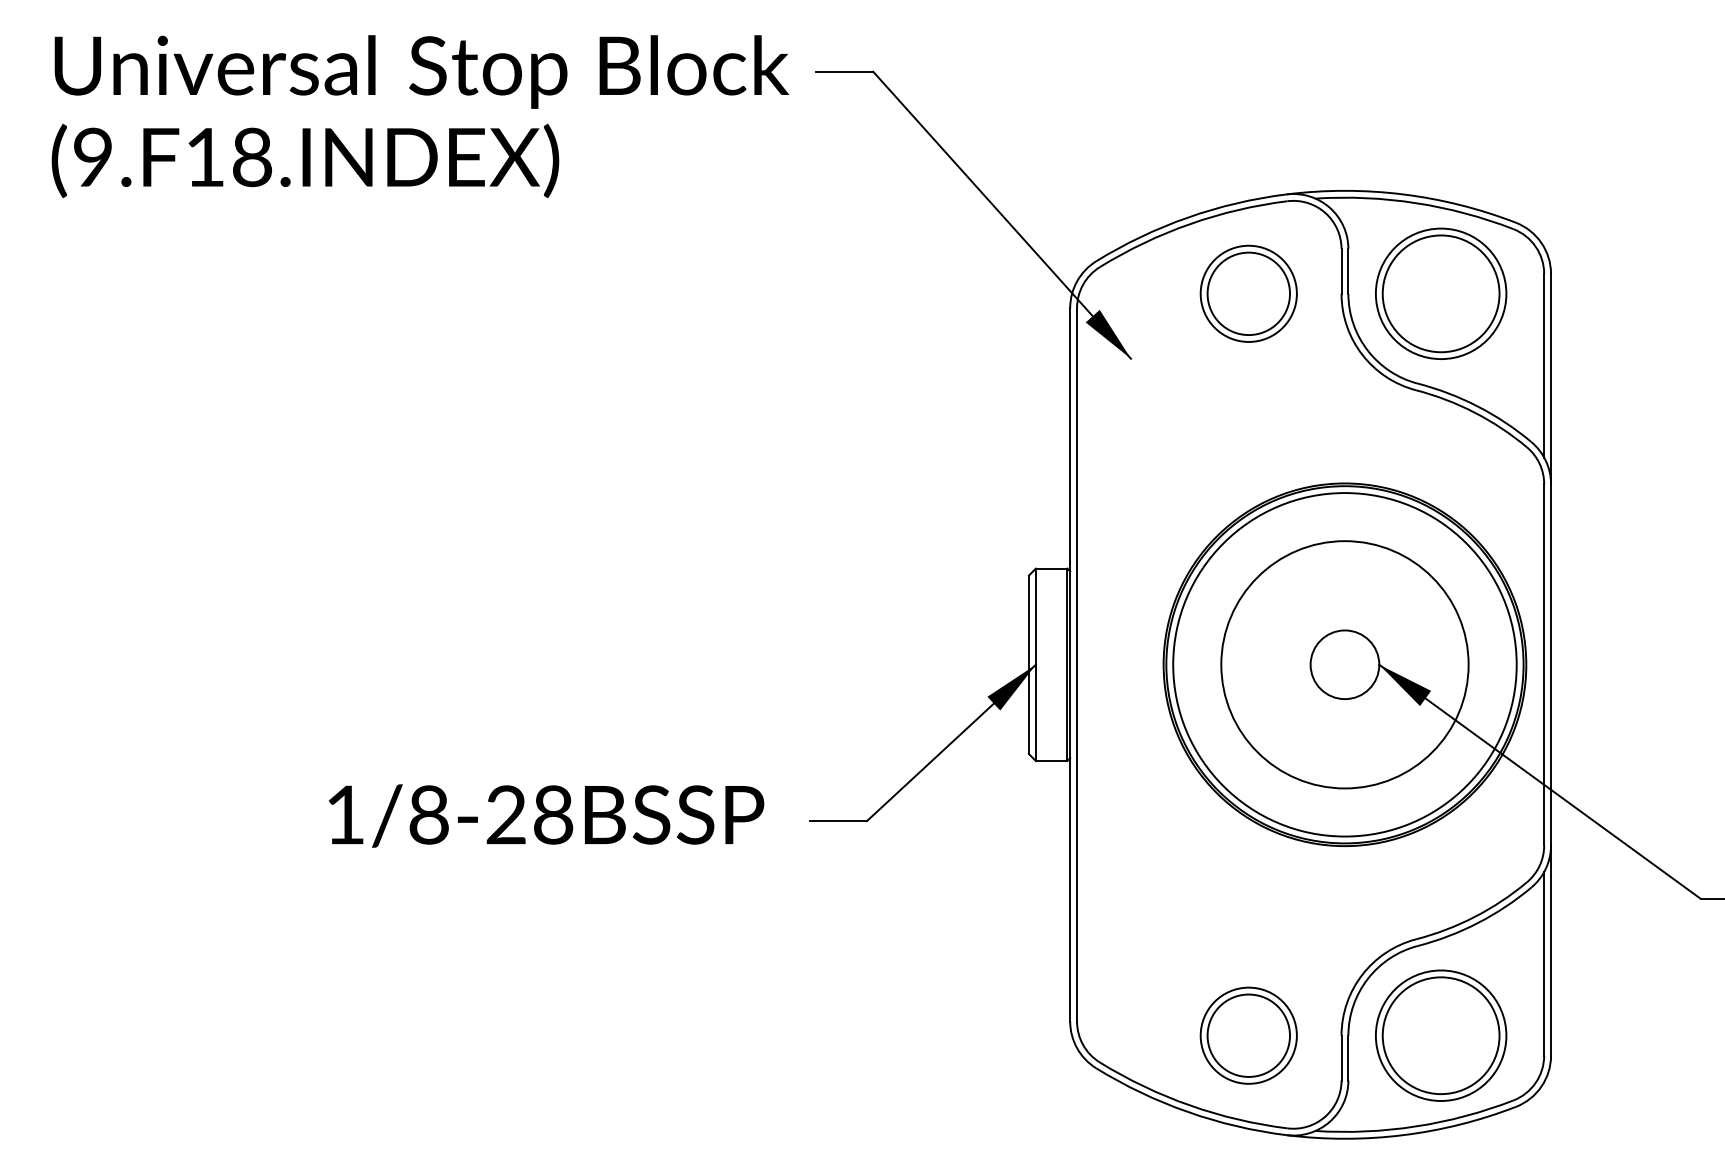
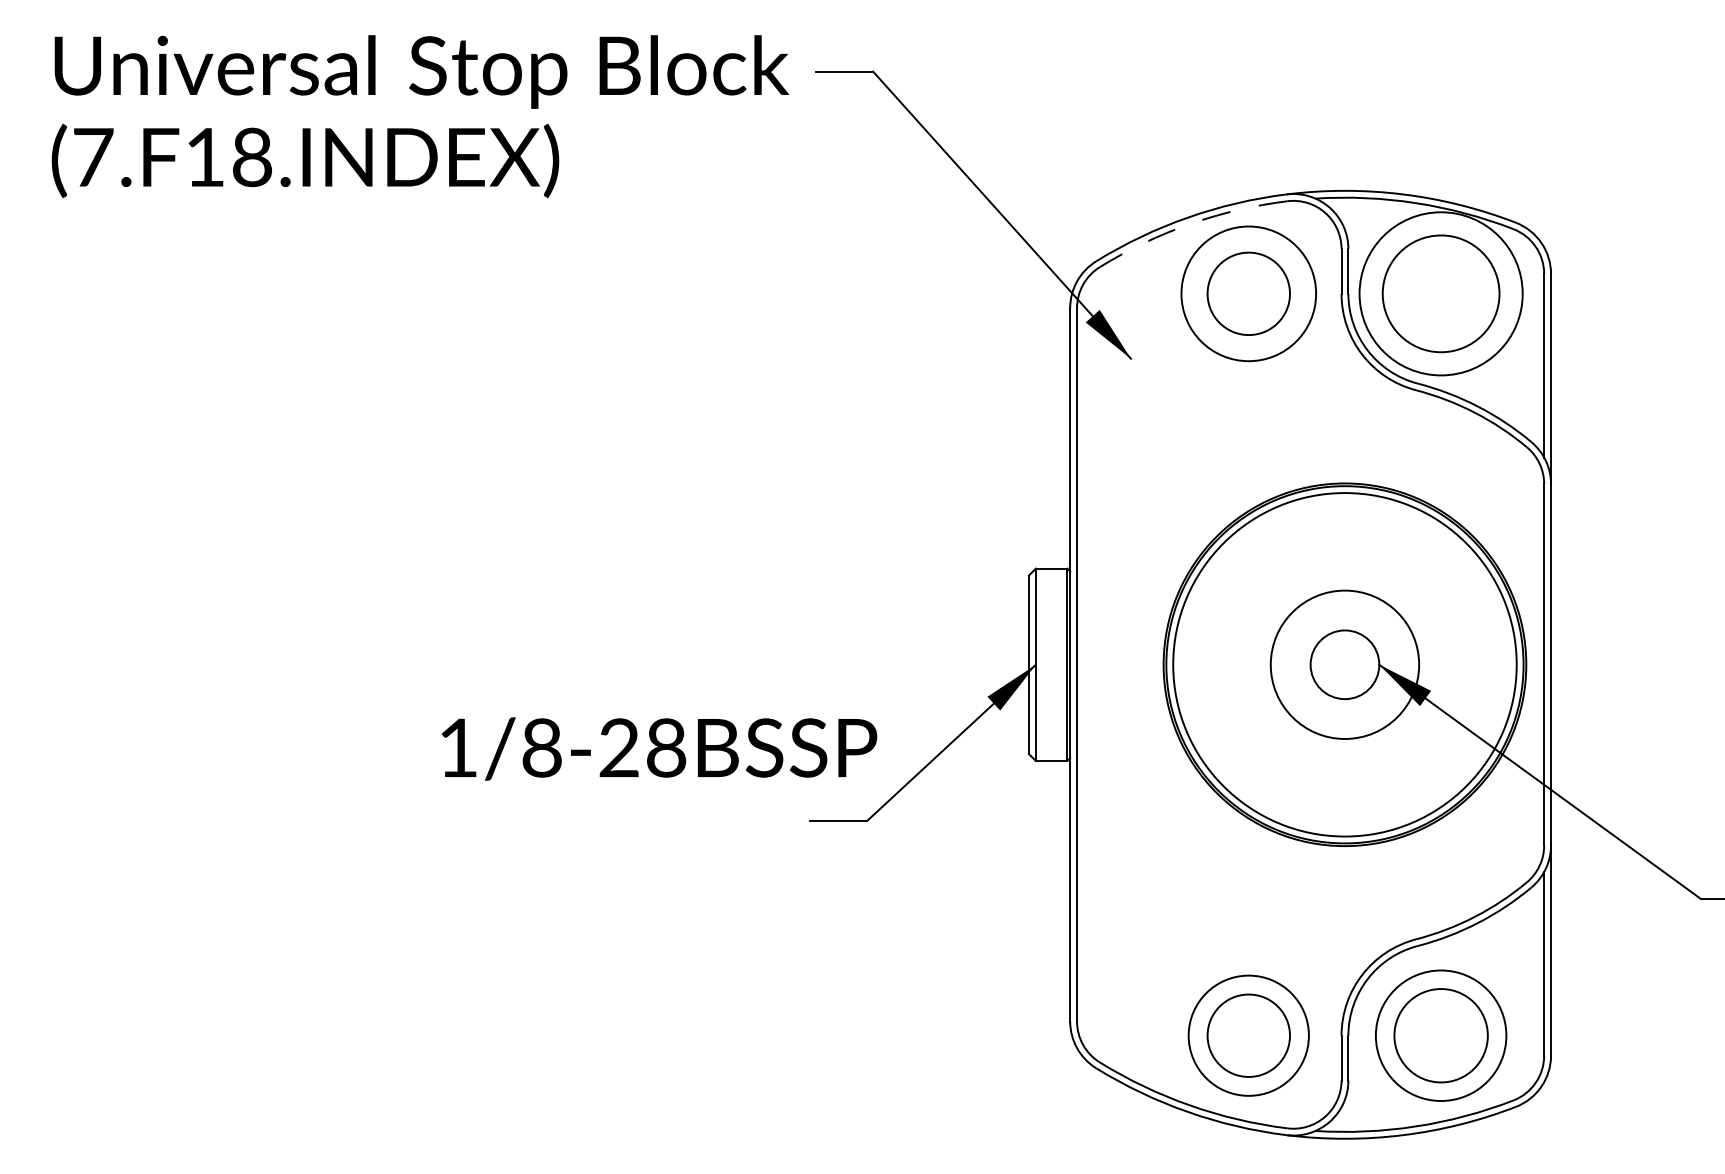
text: (9.F18.INDEX) -> (7.F18.INDEX) (93, 156)
arc: solid -> dashed (1190, 224)
circle diameter: 96 px -> 135 px (1248, 293)
circle diameter: 131 px -> 163 px (1440, 293)
circle diameter: 247 px -> 148 px (1344, 664)
text position: (546, 815) -> (659, 748) (659, 748)
circle diameter: 96 px -> 120 px (1248, 1035)
circle diameter: 117 px -> 93 px (1440, 1035)
